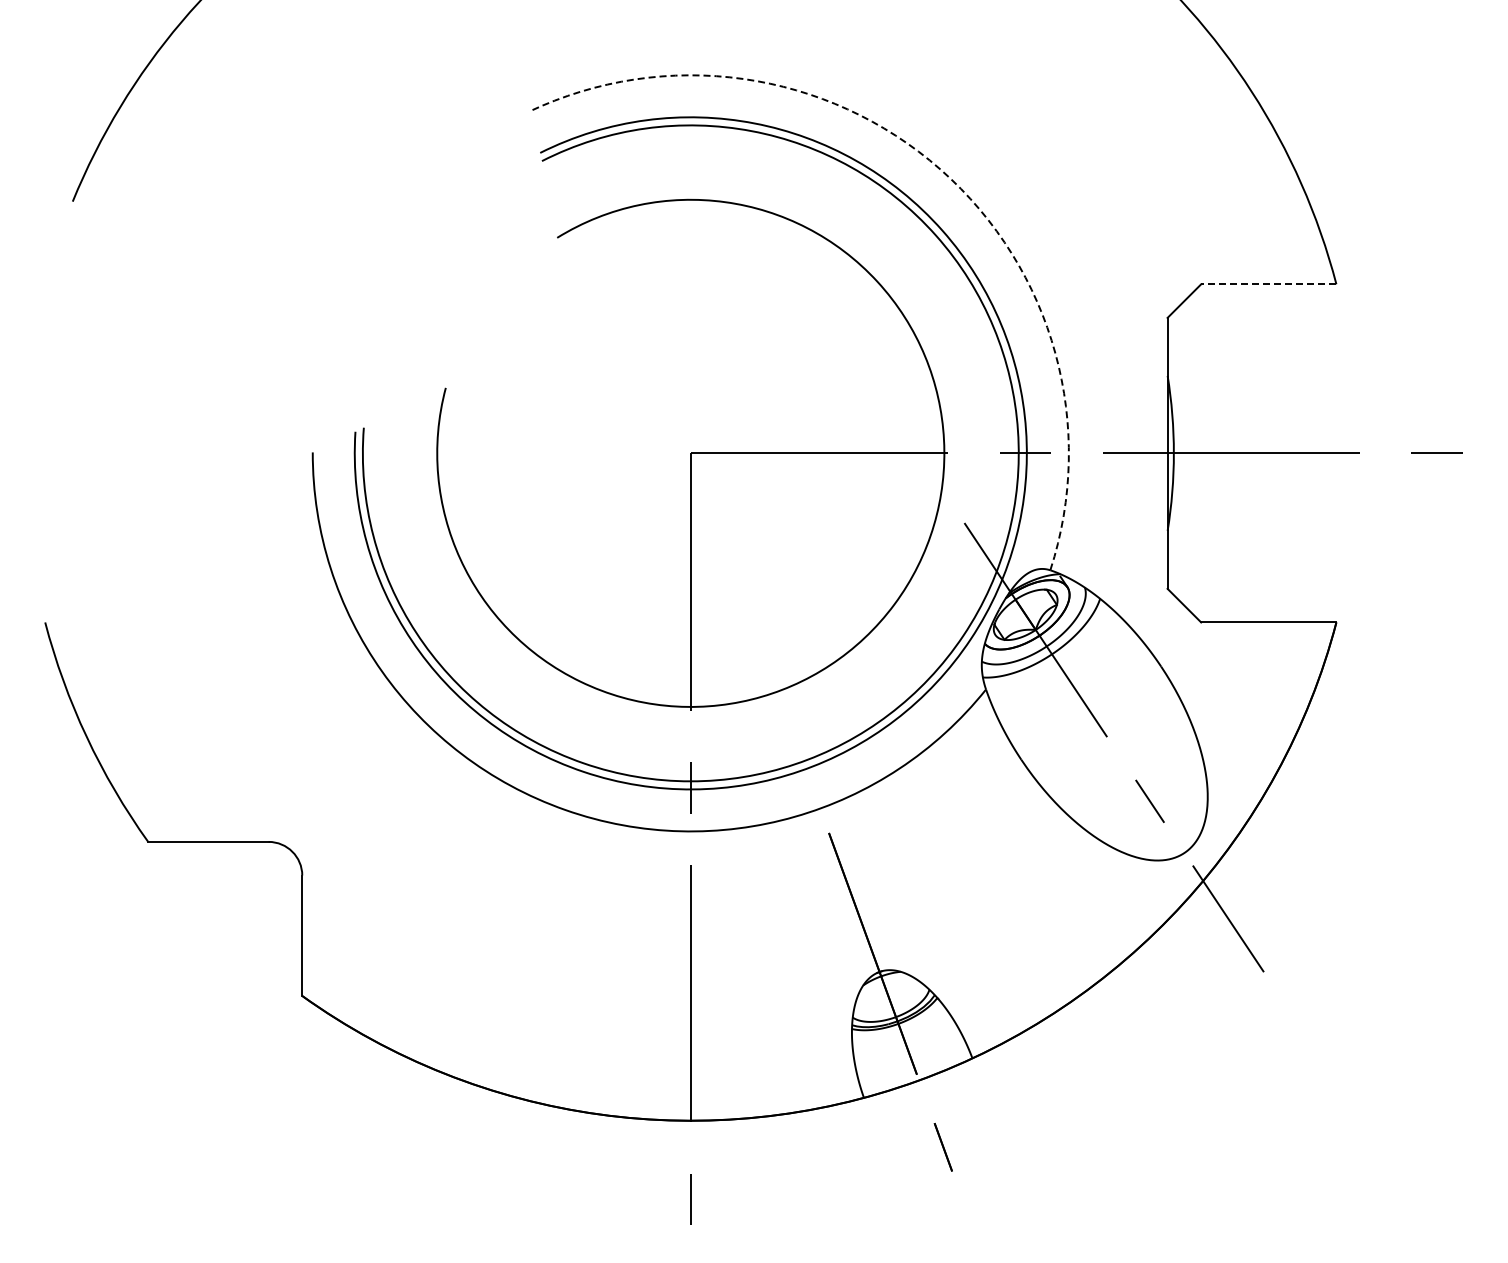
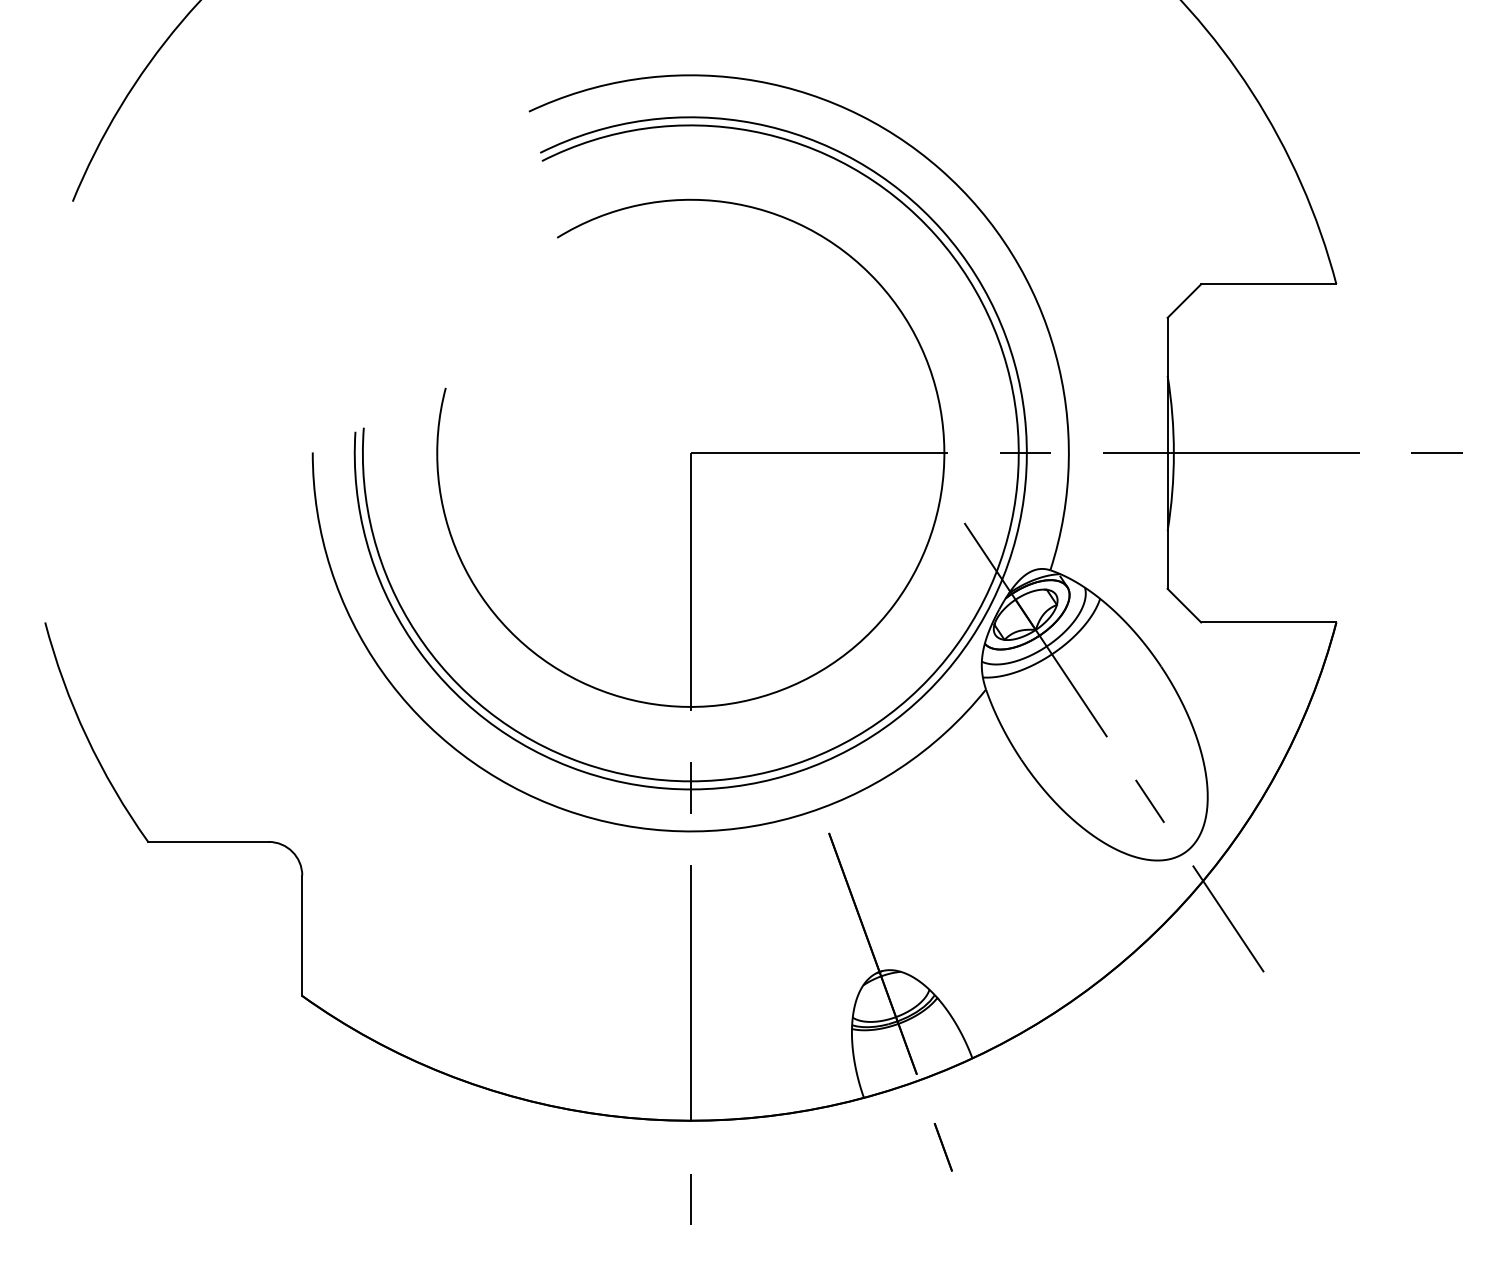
arc: dashed -> solid (940, 169)
line: dashed -> solid (1268, 284)
